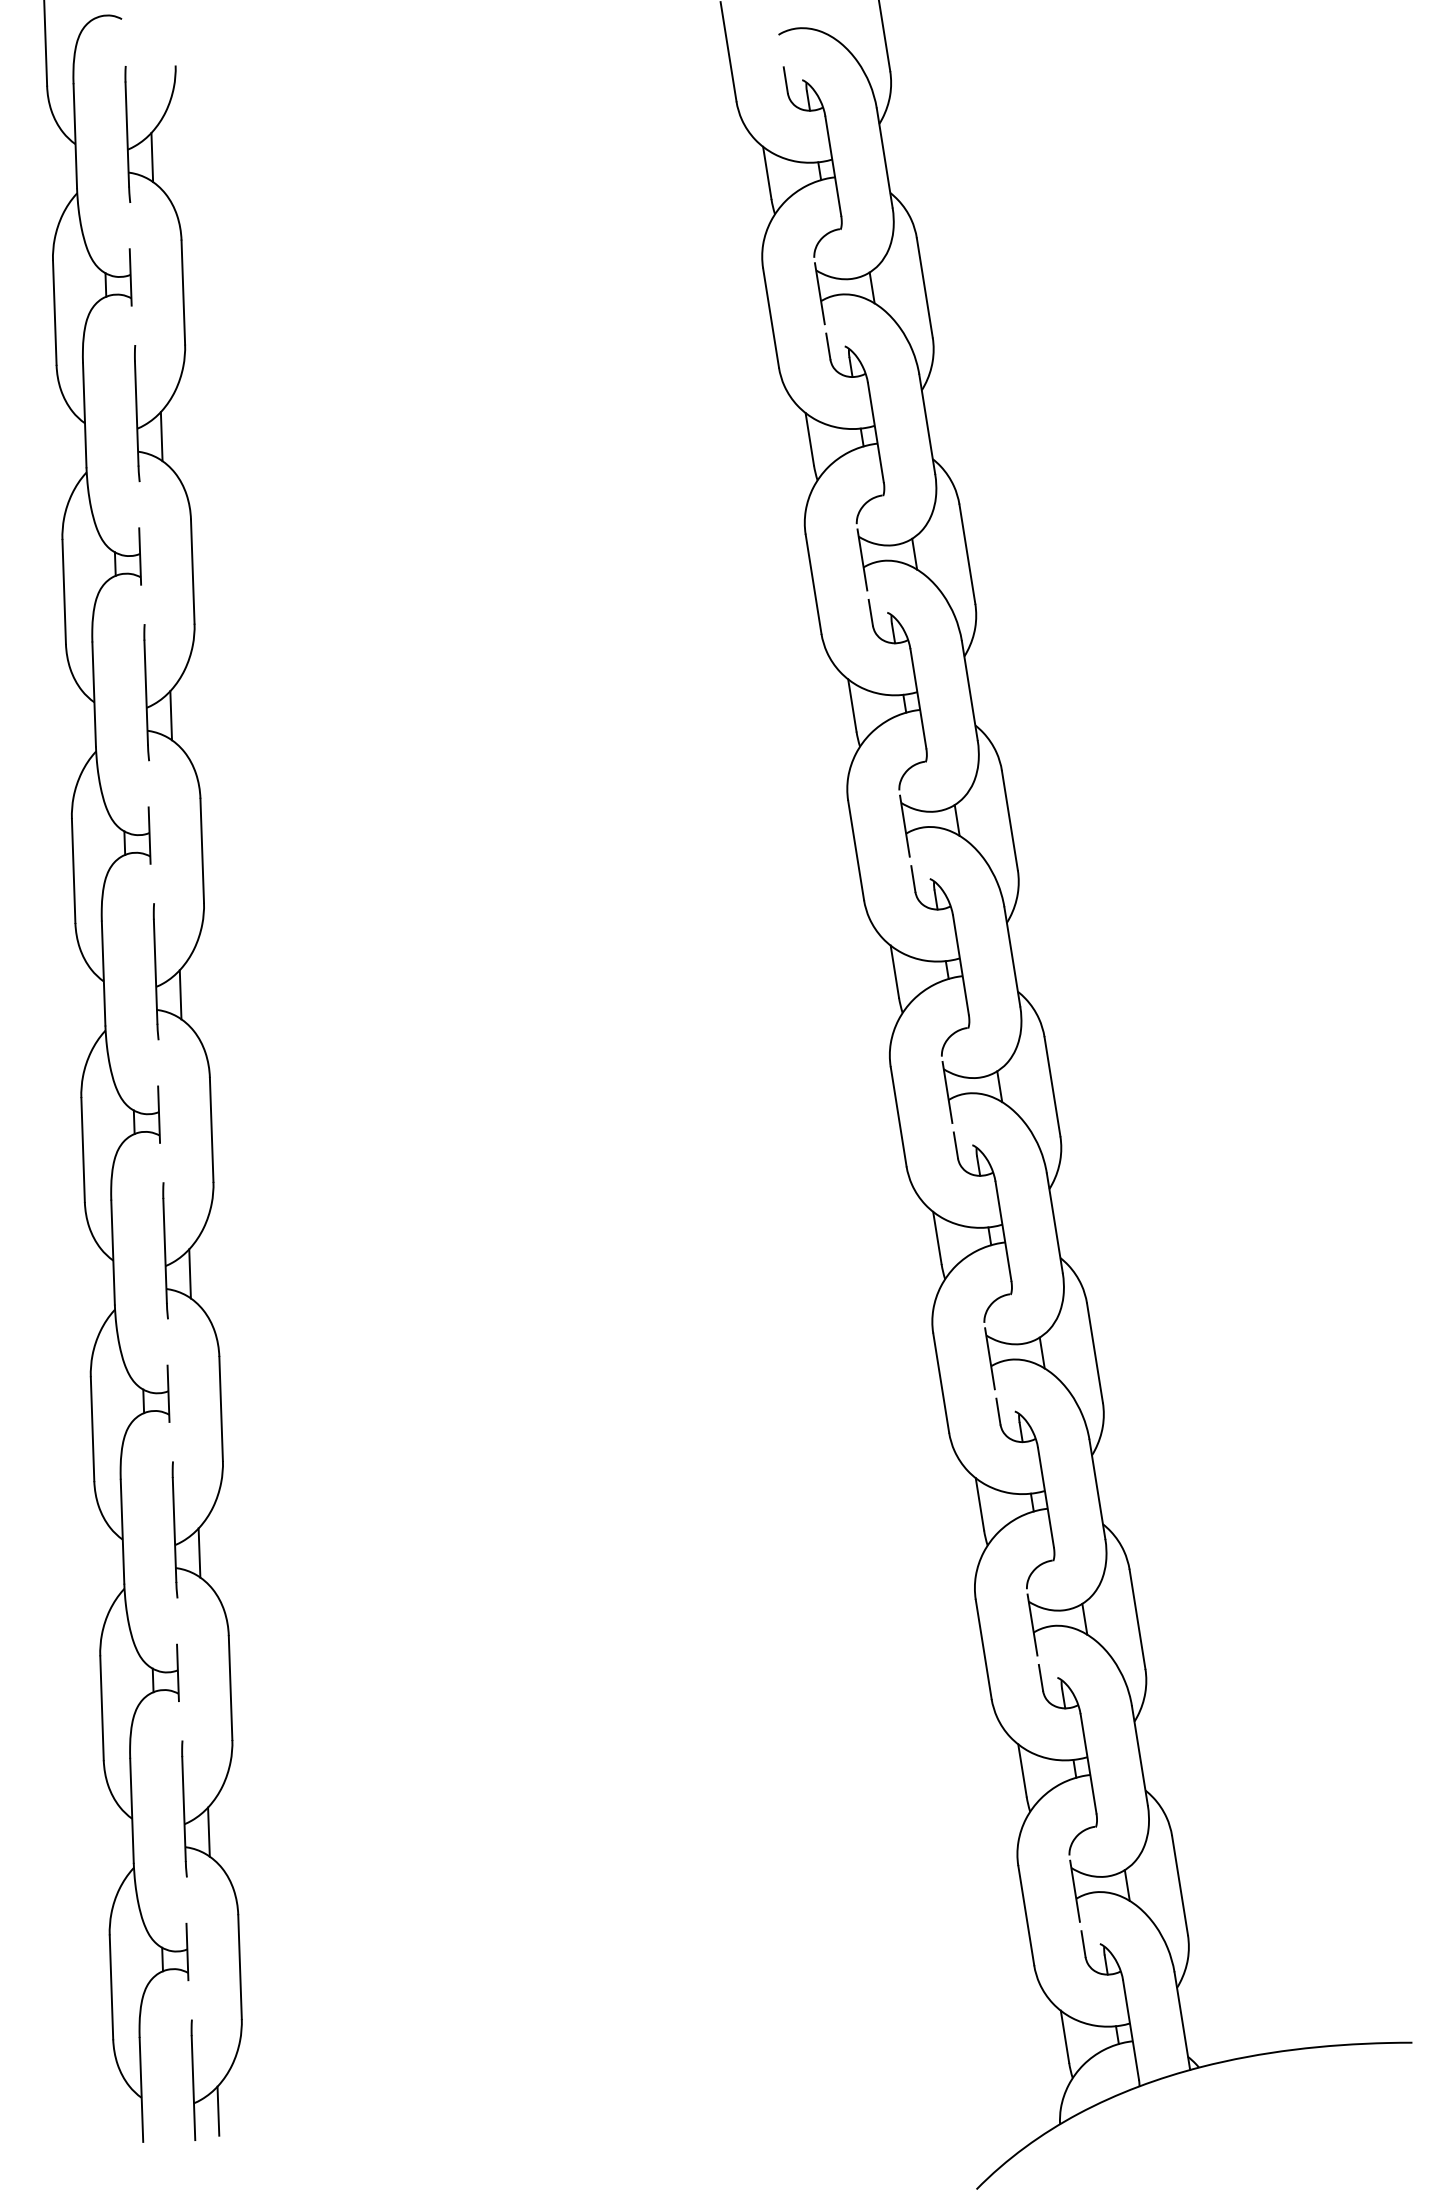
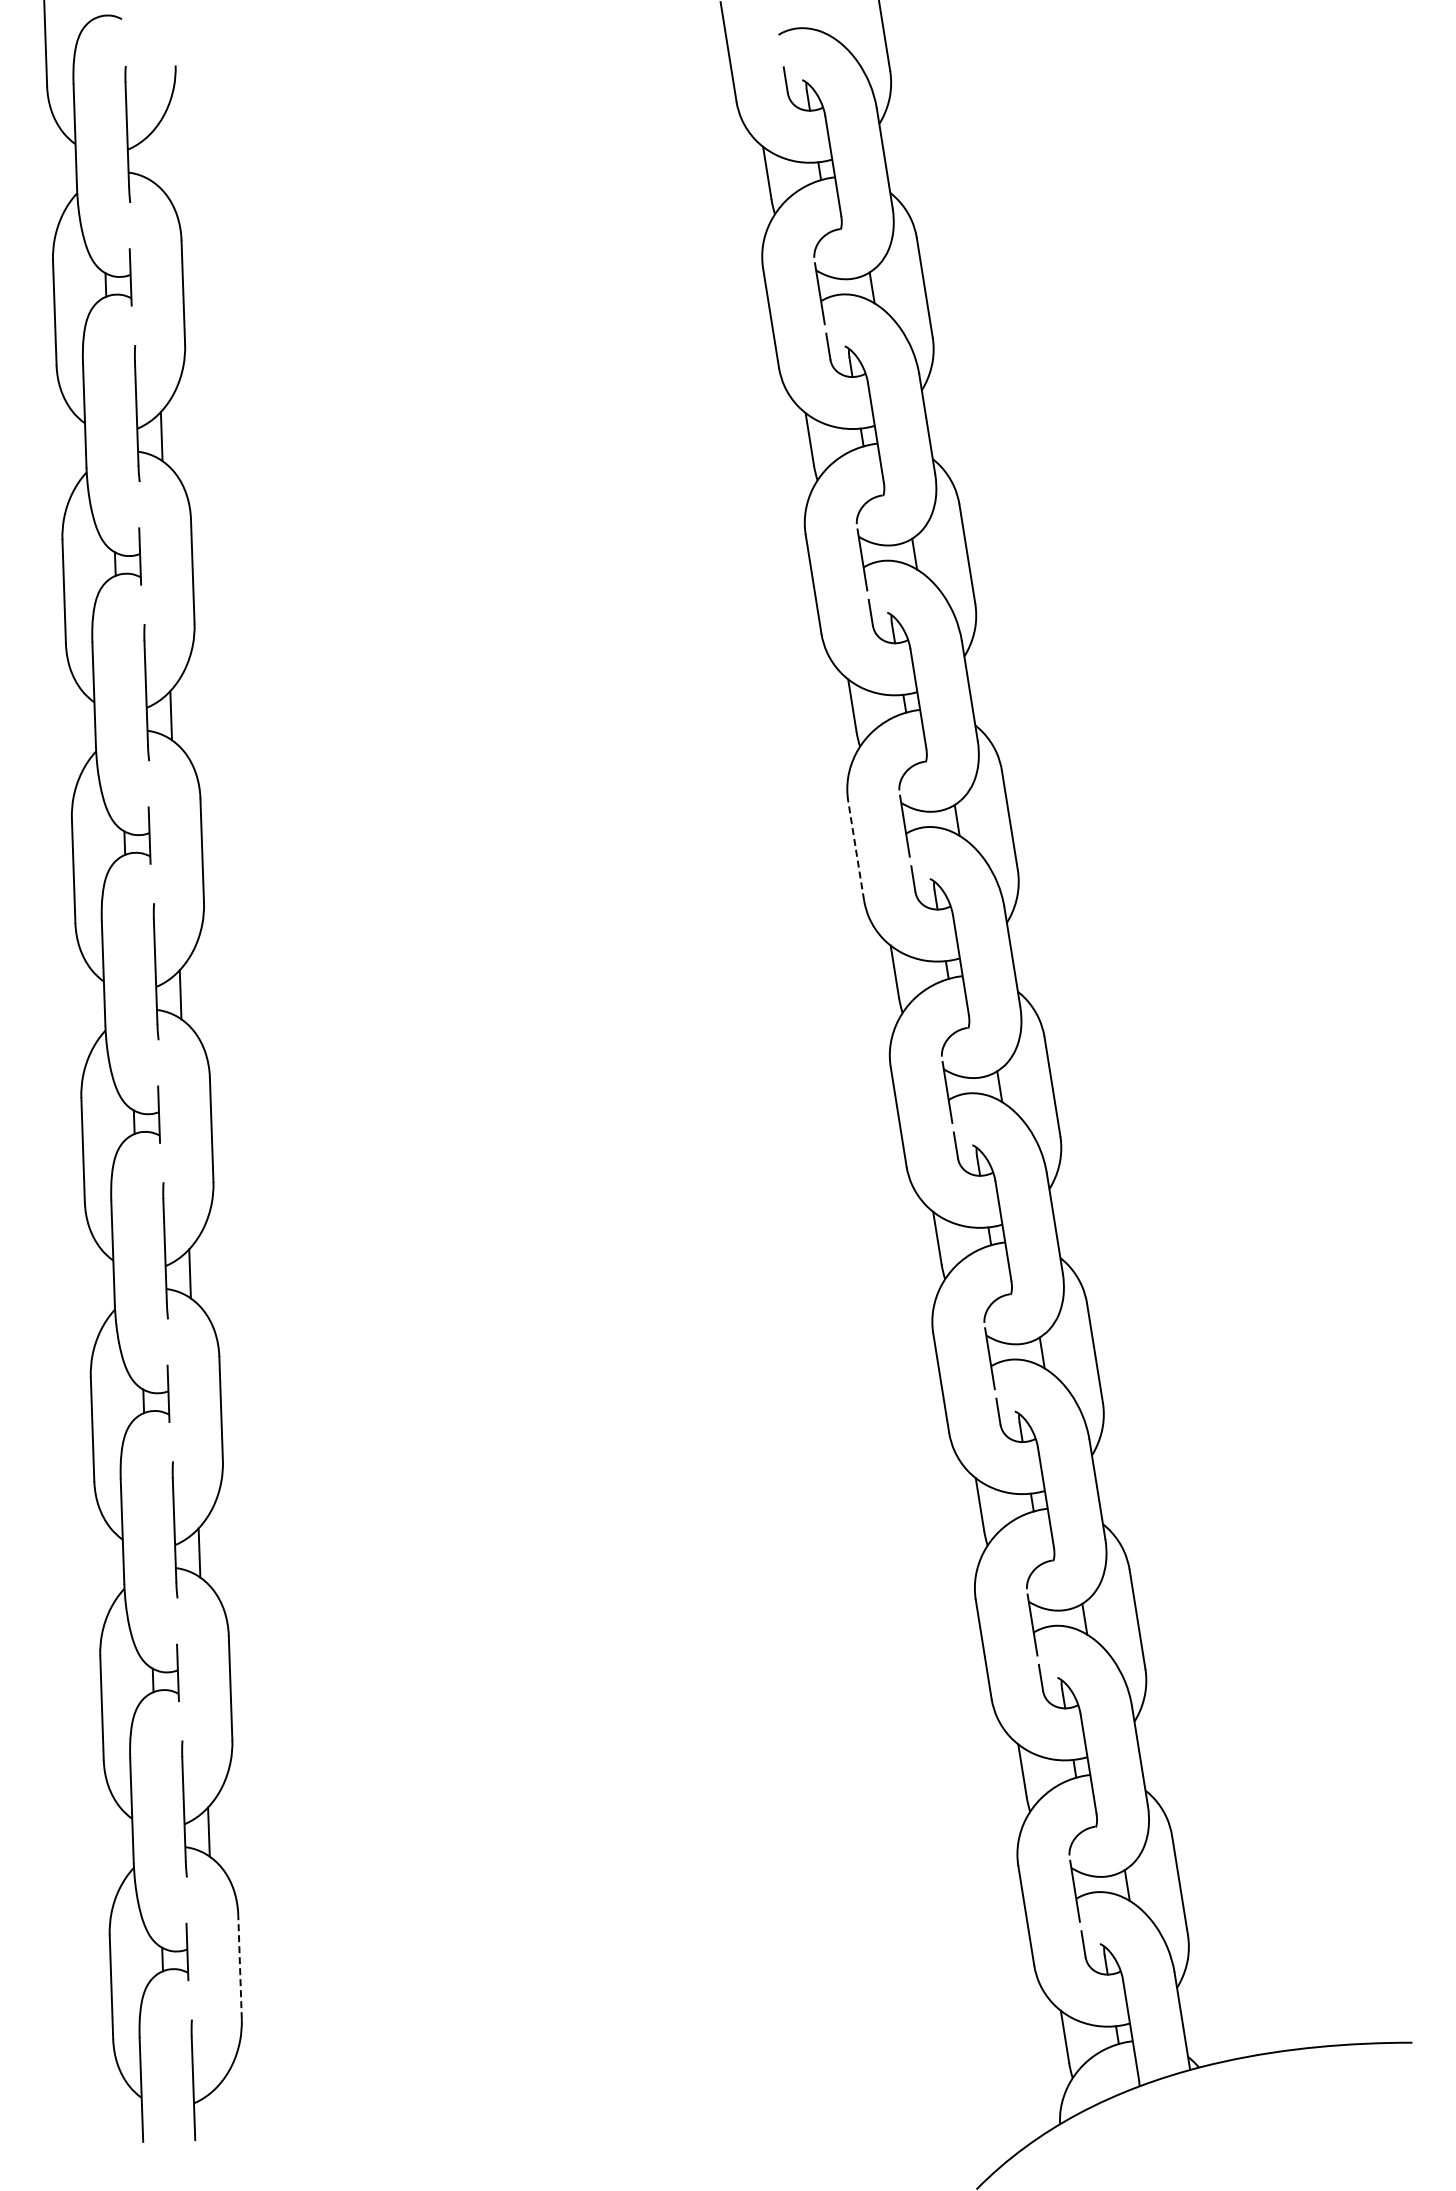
line: present -> none (152, 157)
line: solid -> dashed (856, 850)
line: solid -> dashed (240, 1966)
line: present -> none (218, 2110)
